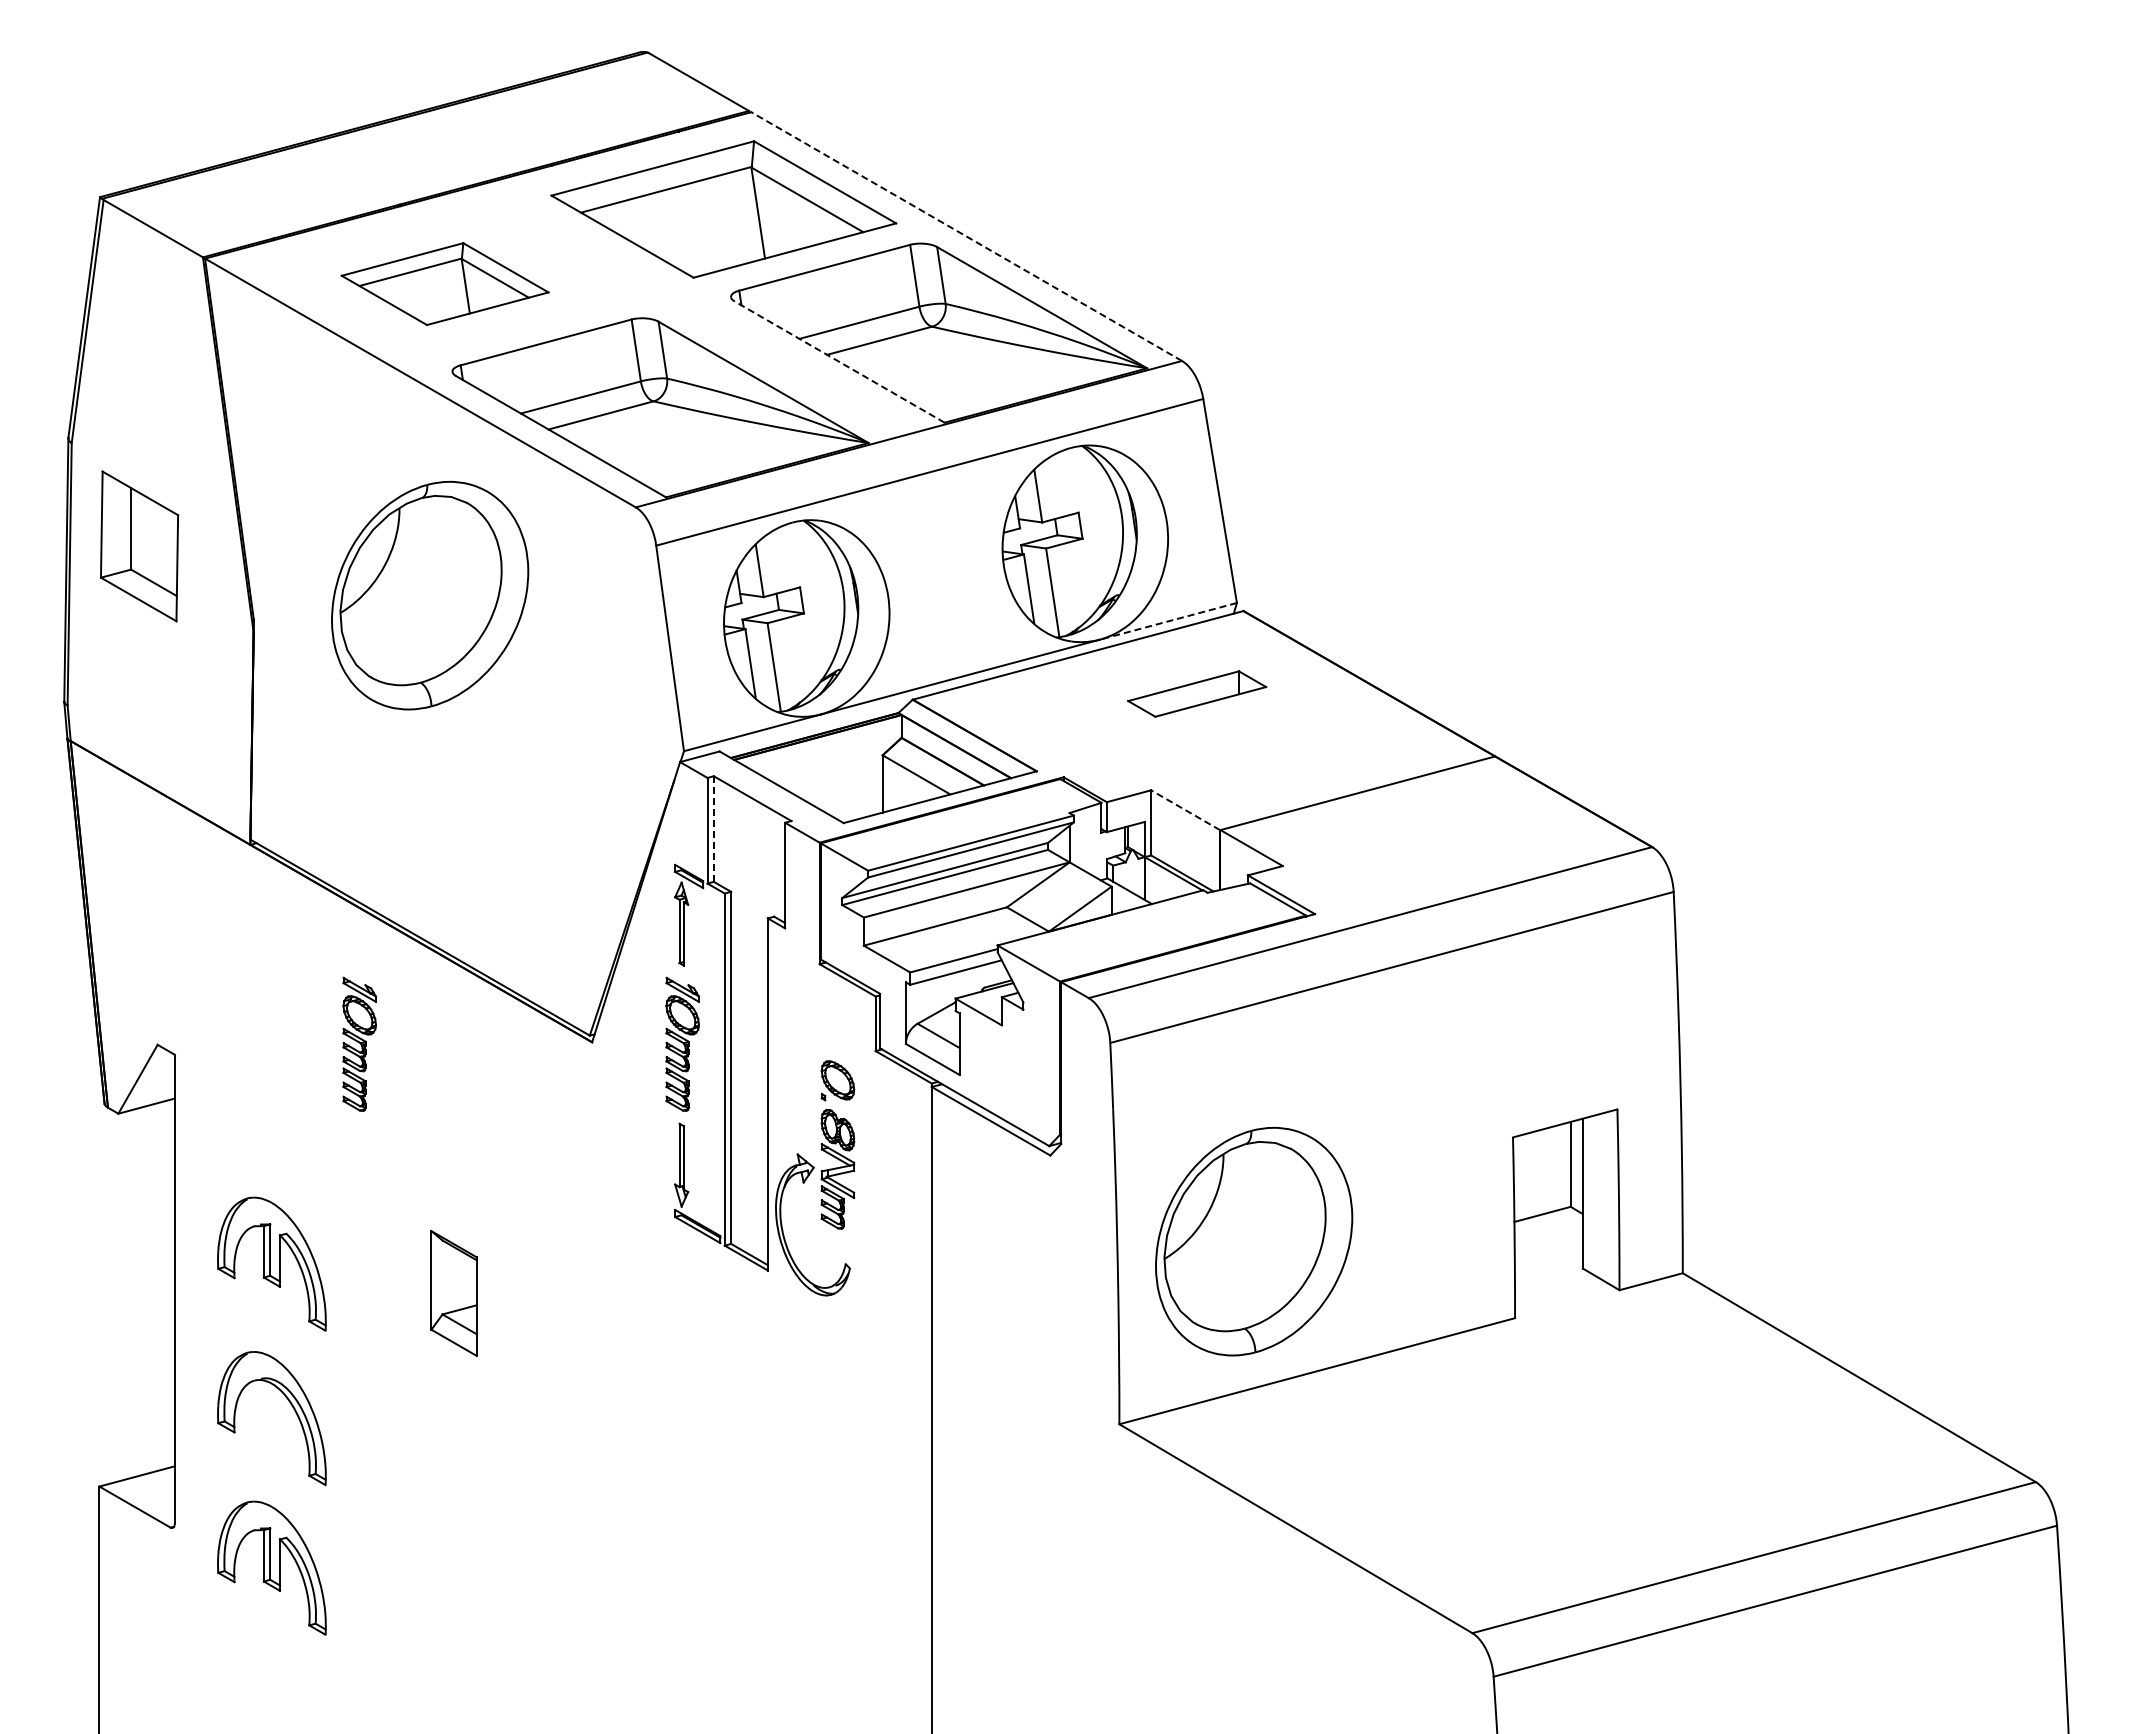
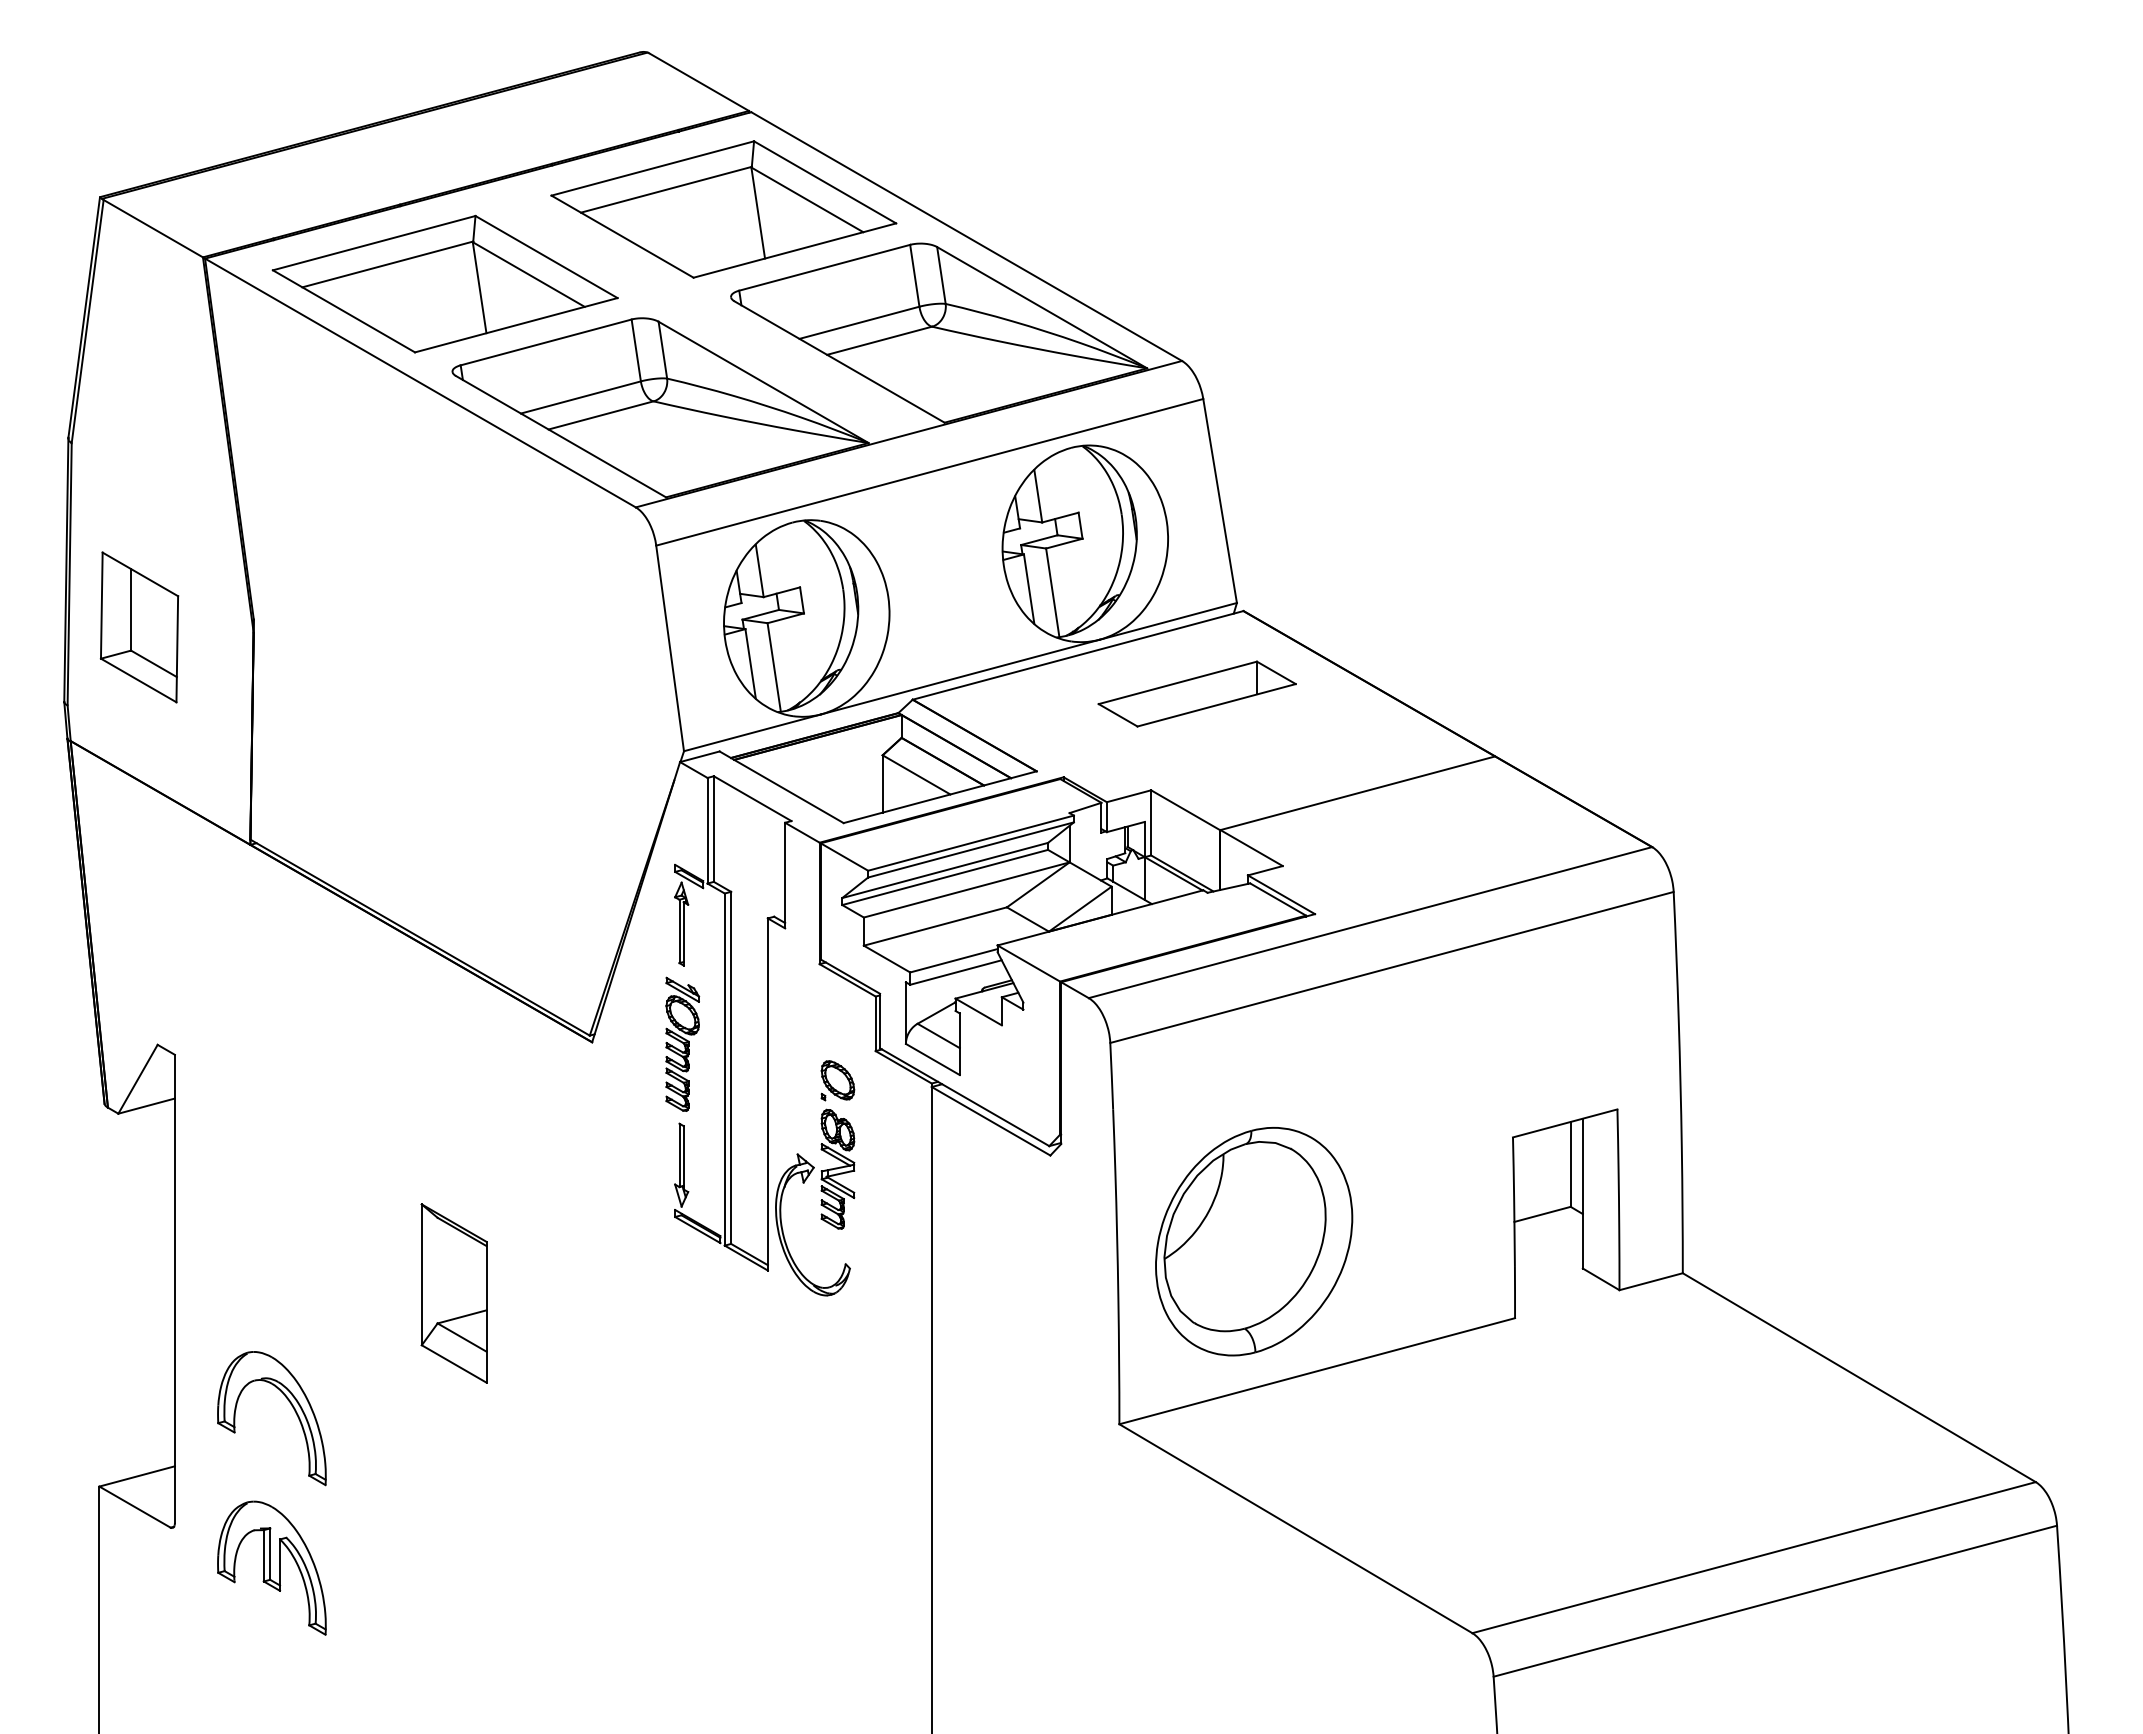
line: dashed -> solid (966, 236)
part size: 210x85 px -> 348x140 px (444, 283)
line: dashed -> solid (839, 361)
part position: (139, 546) -> (139, 627) (139, 627)
part: present -> none (430, 595)
line: dashed -> solid (1167, 621)
part size: 141x48 px -> 200x68 px (1196, 693)
line: dashed -> solid (1185, 810)
line: dashed -> solid (713, 829)
part: present -> none (359, 1043)
part: present -> none (271, 1263)
part size: 48x127 px -> 68x181 px (453, 1293)
